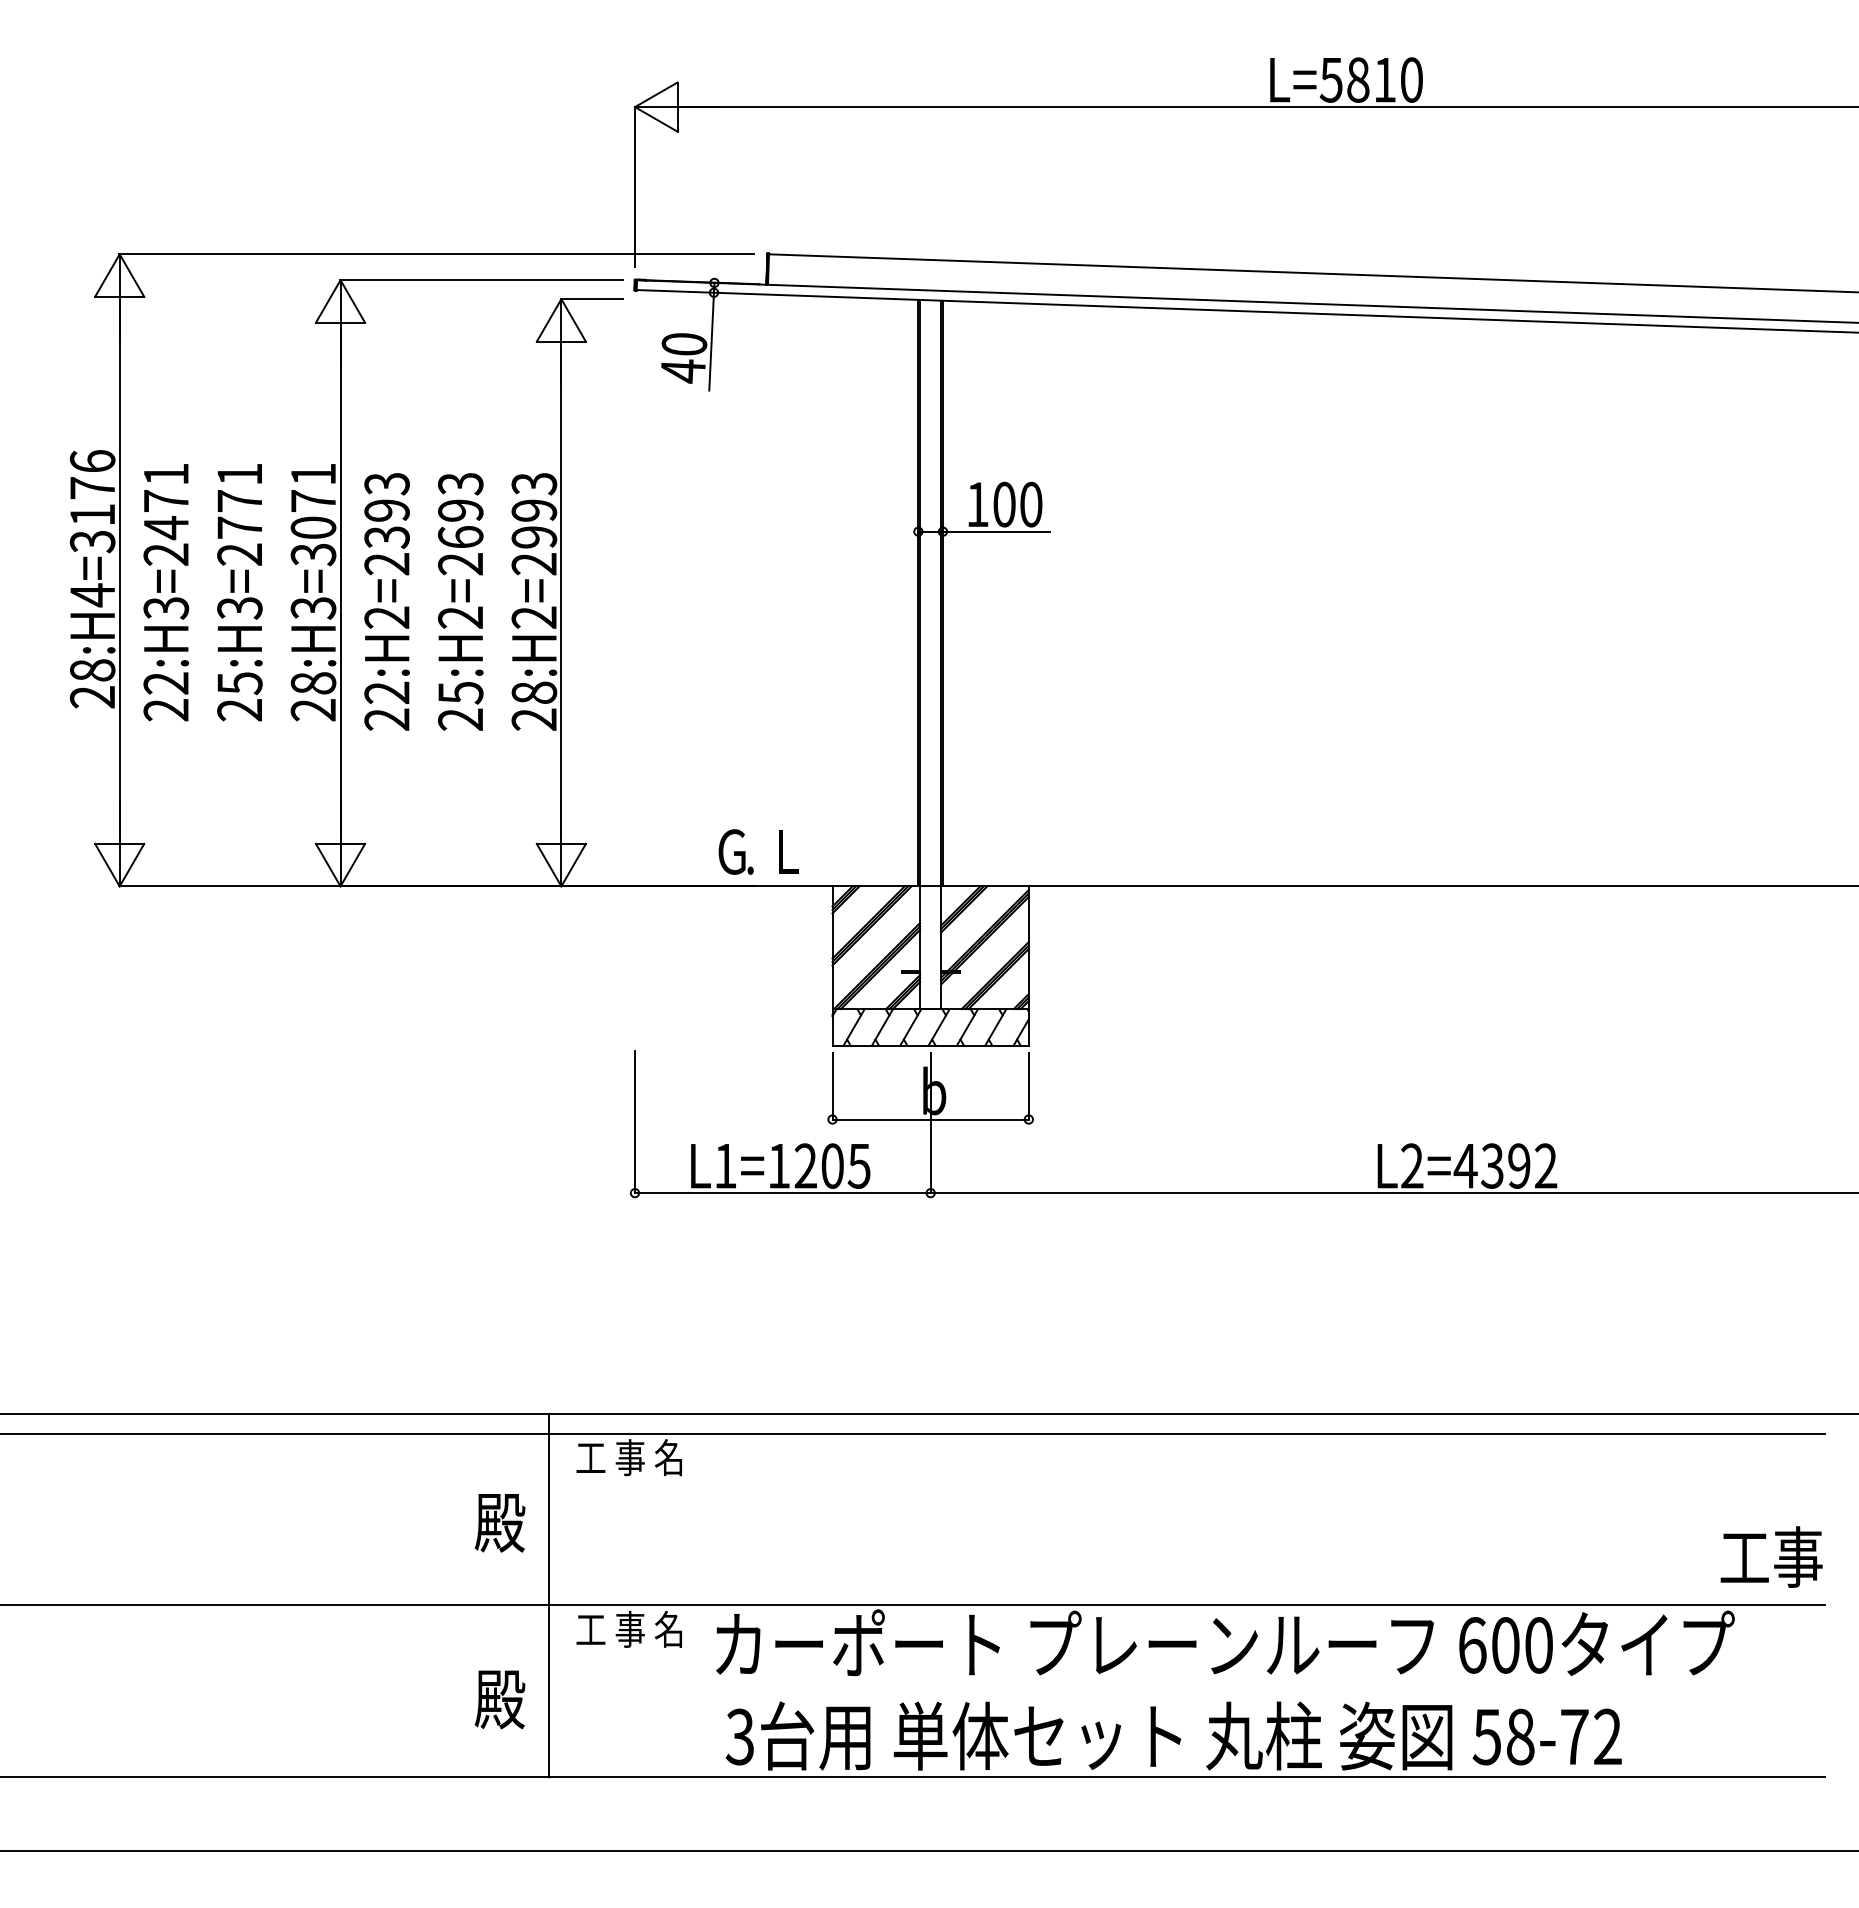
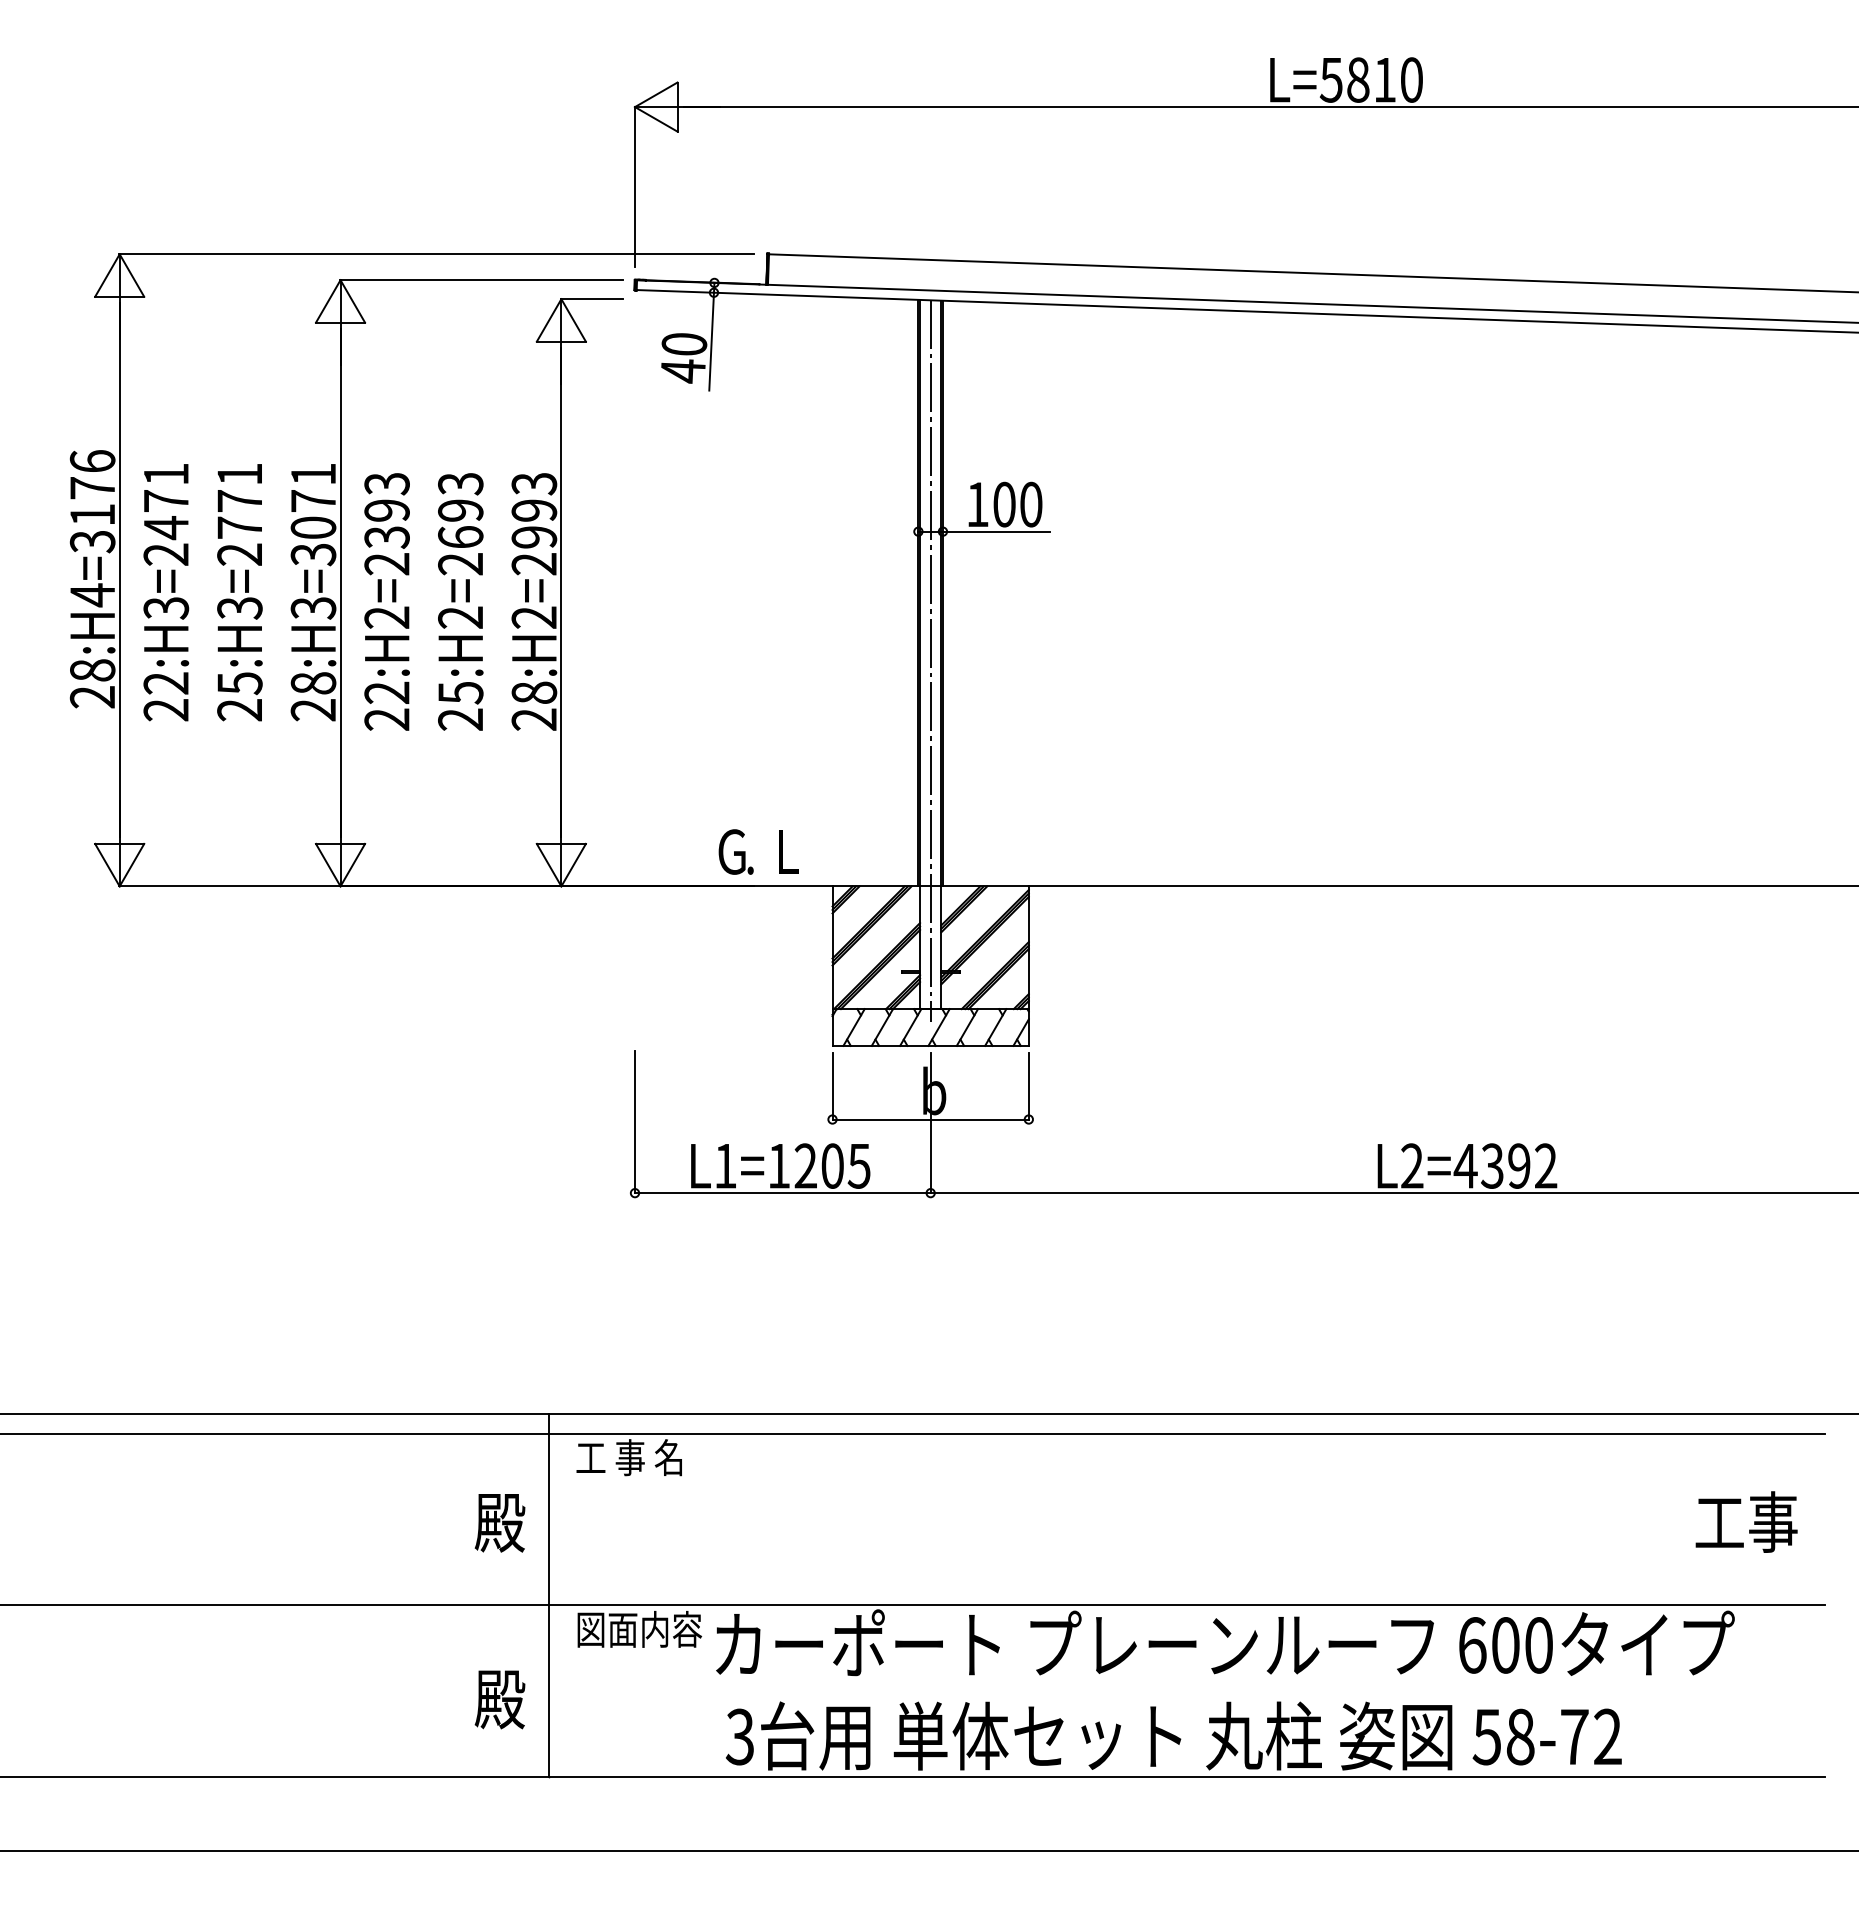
line: none -> present (930, 660)
text position: (1771, 1556) -> (1746, 1521) (1746, 1521)
text: 工 事 名 -> 図面内容 (639, 1628)
